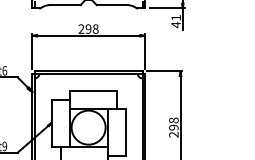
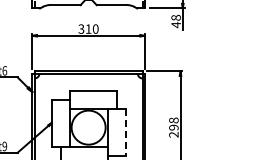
text: 41 -> 48 (175, 17)
text: 298 -> 310 (88, 28)
line: solid -> dashed (125, 132)
